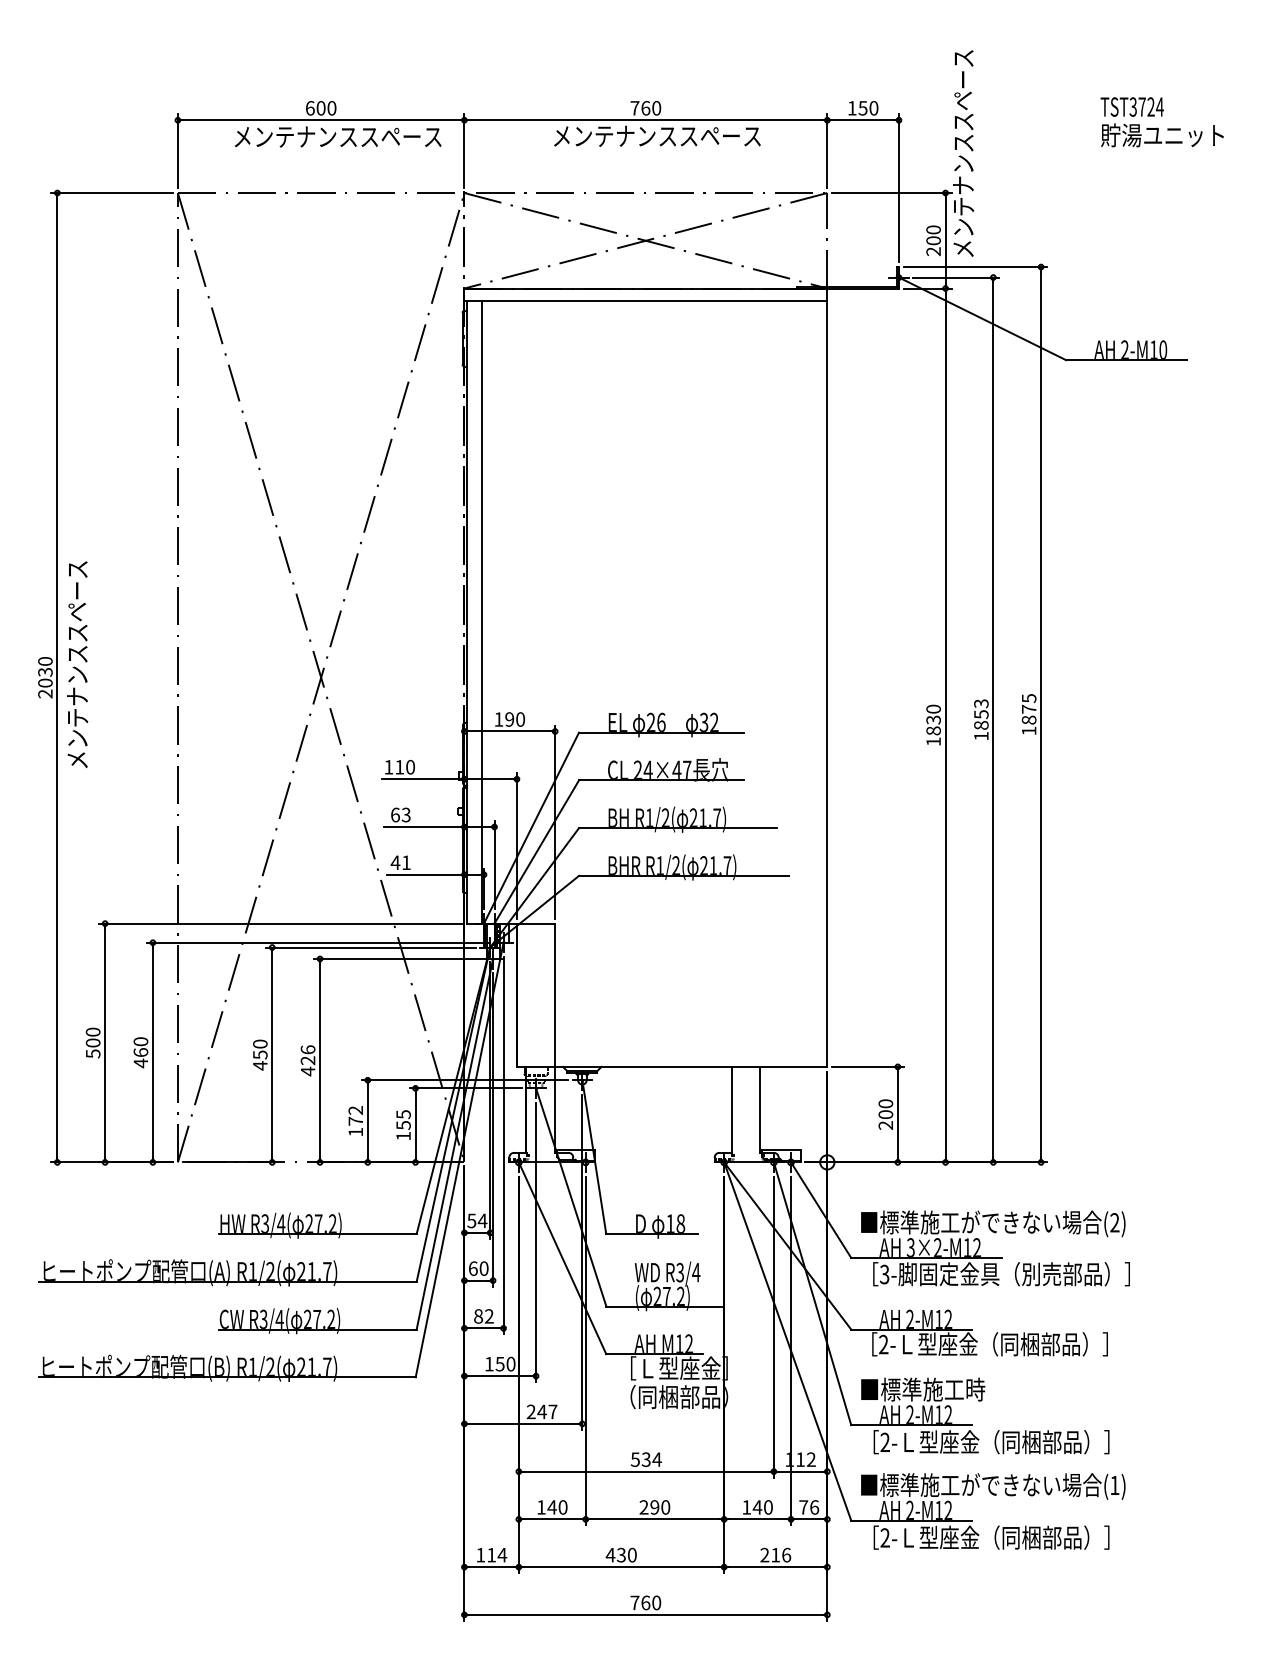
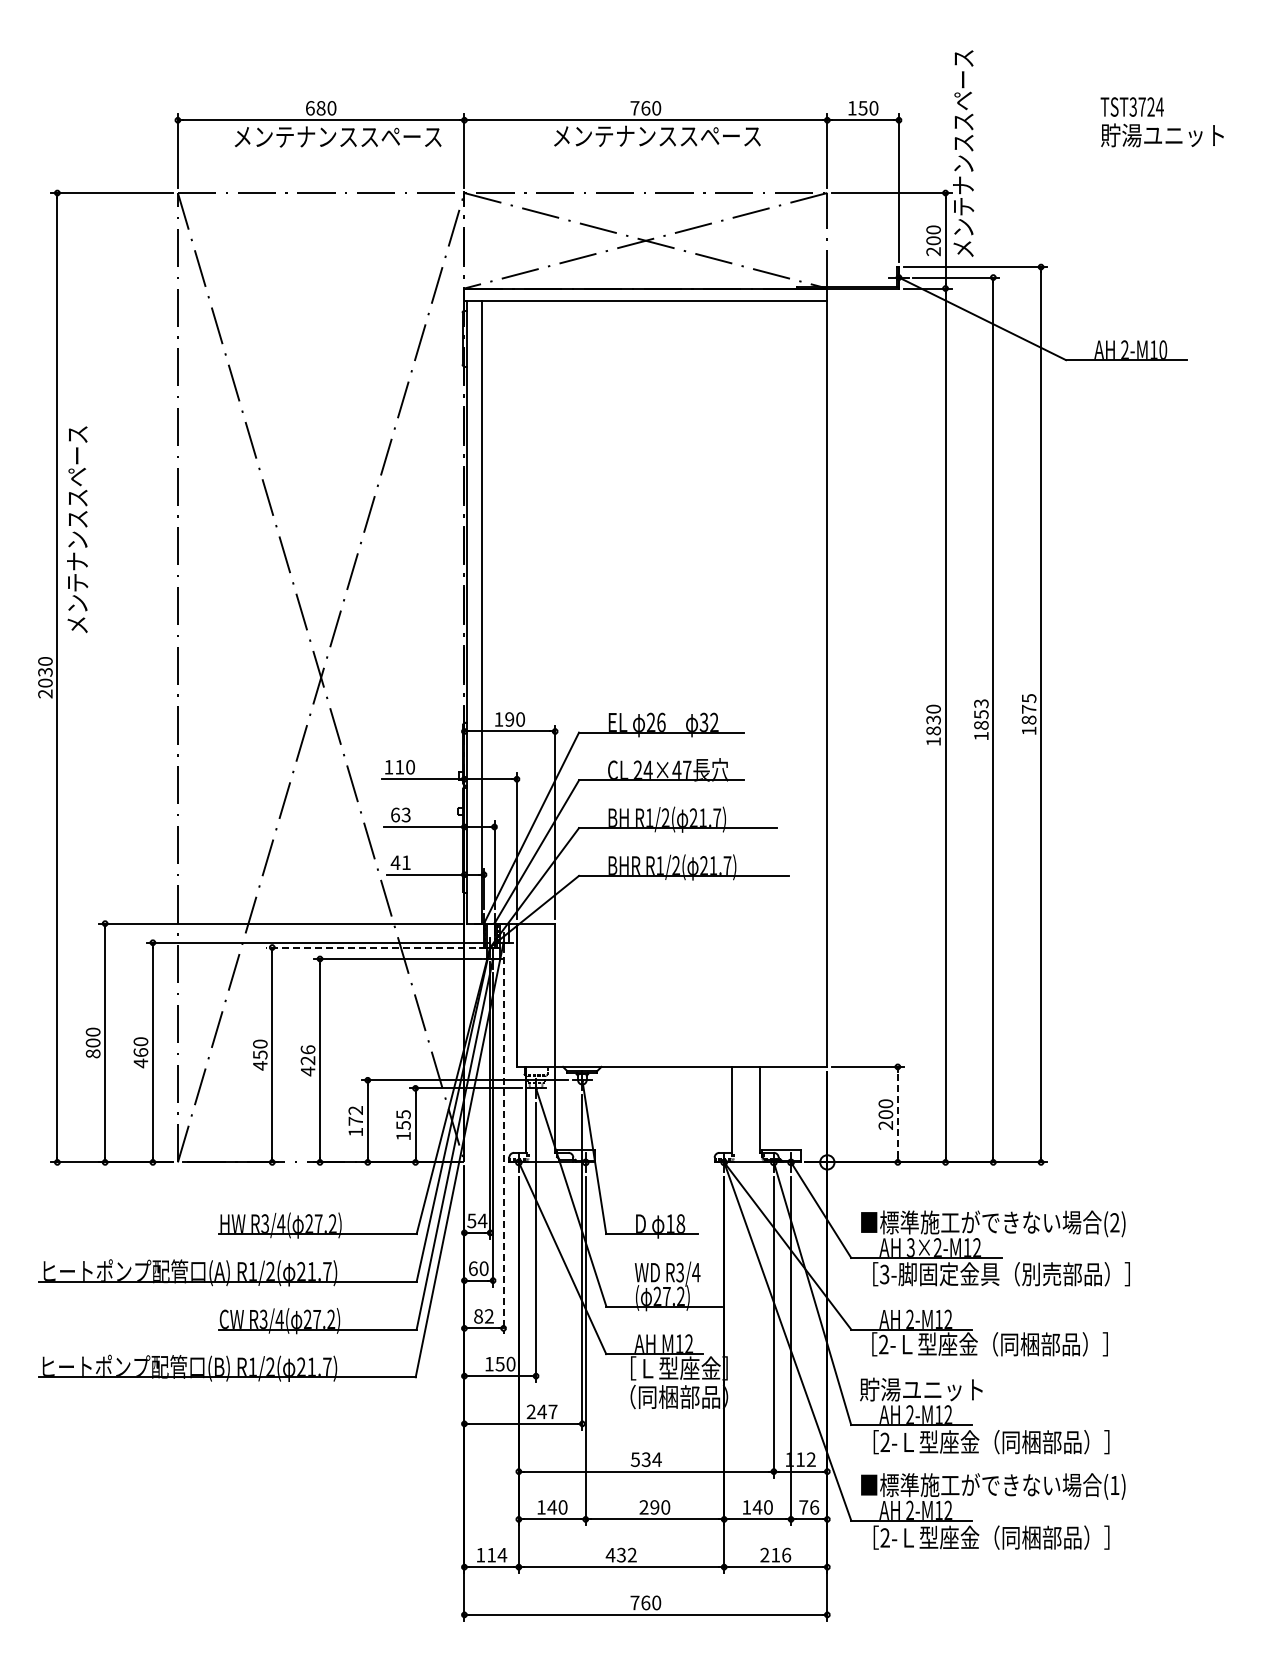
text: 600 -> 680 (320, 108)
text position: (77, 664) -> (77, 529) (77, 529)
line: solid -> dashed (370, 947)
text: 500 -> 800 (92, 1053)
line: solid -> dashed (897, 1114)
line: solid -> dashed (503, 1145)
text: ■標準施工時 -> 貯湯ユニット (922, 1389)
text: 430 -> 432 (631, 1555)
